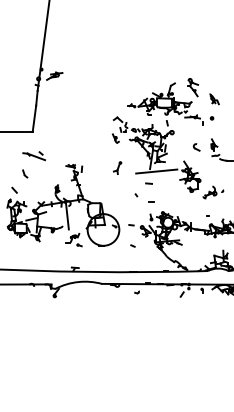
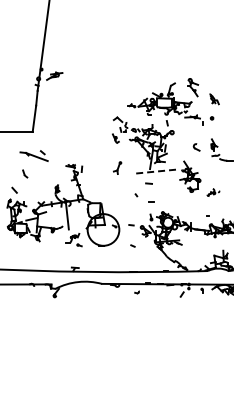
part size: 25x11 px -> 30x12 px (33, 155)
line: solid -> dashed (156, 171)
part size: 23x15 px -> 15x9 px (213, 192)
